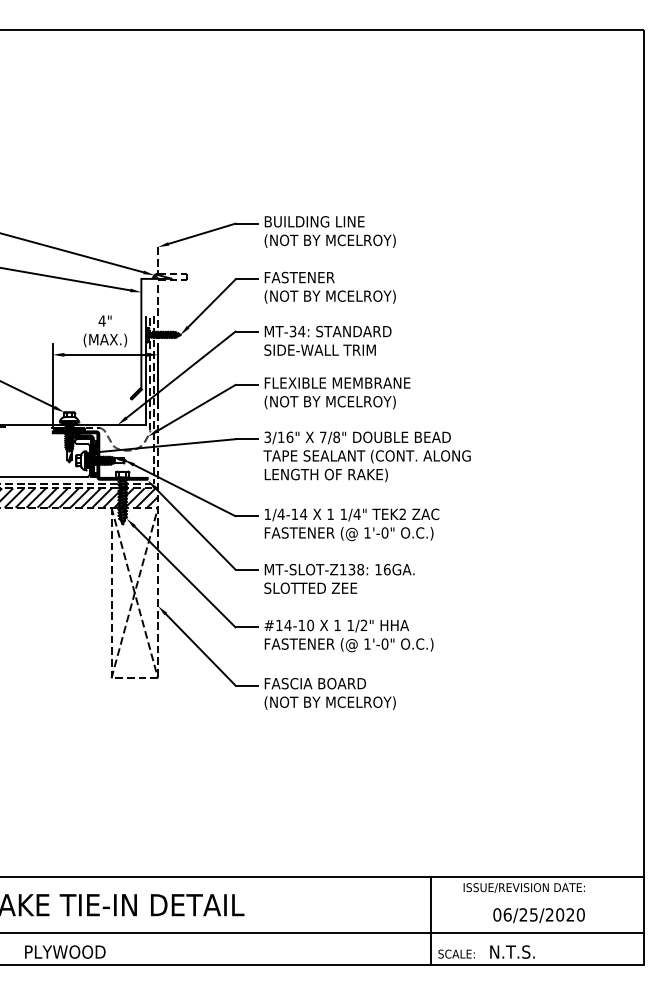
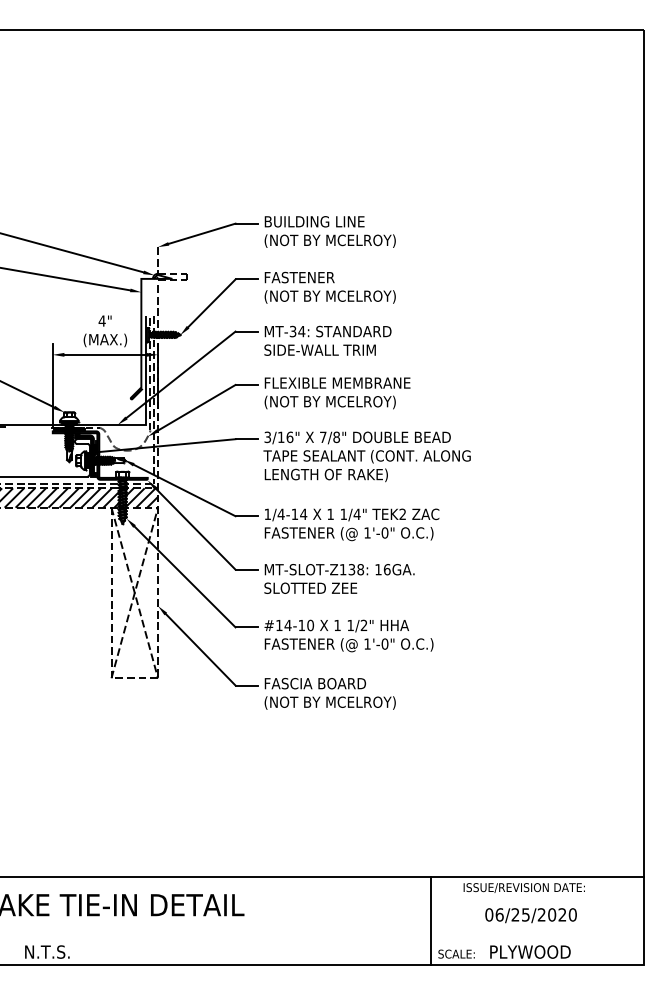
text position: (538, 915) -> (530, 915) (530, 915)
line: present -> none (323, 932)
text: PLYWOOD -> N.T.S. (65, 951)
text: N.T.S. -> PLYWOOD (530, 951)
